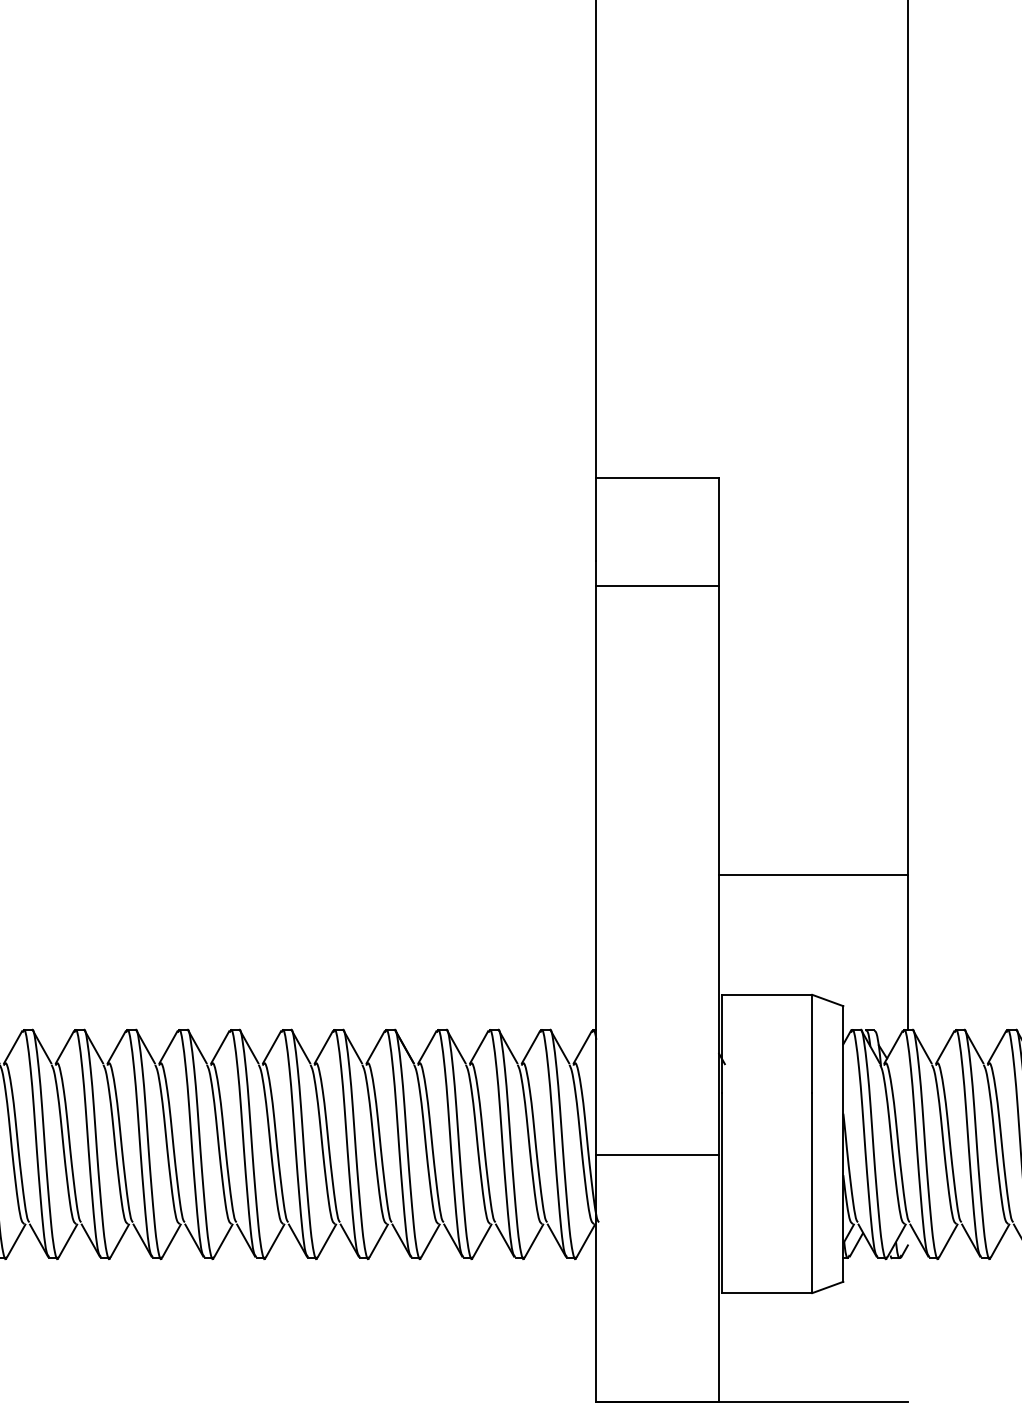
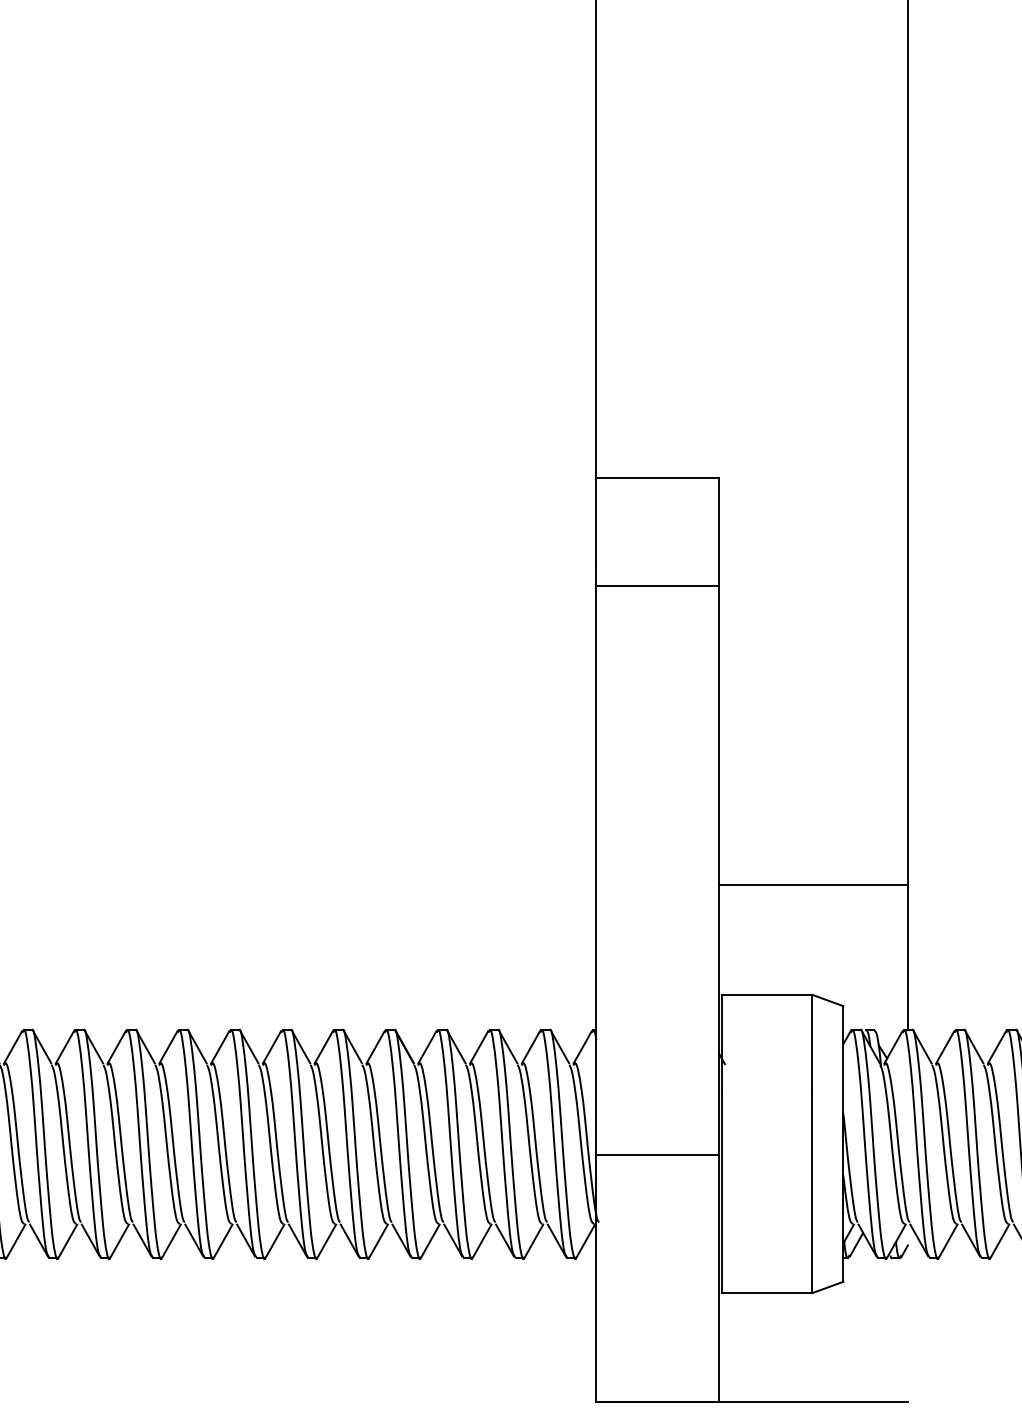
line position: (813, 875) -> (813, 885) (813, 885)
